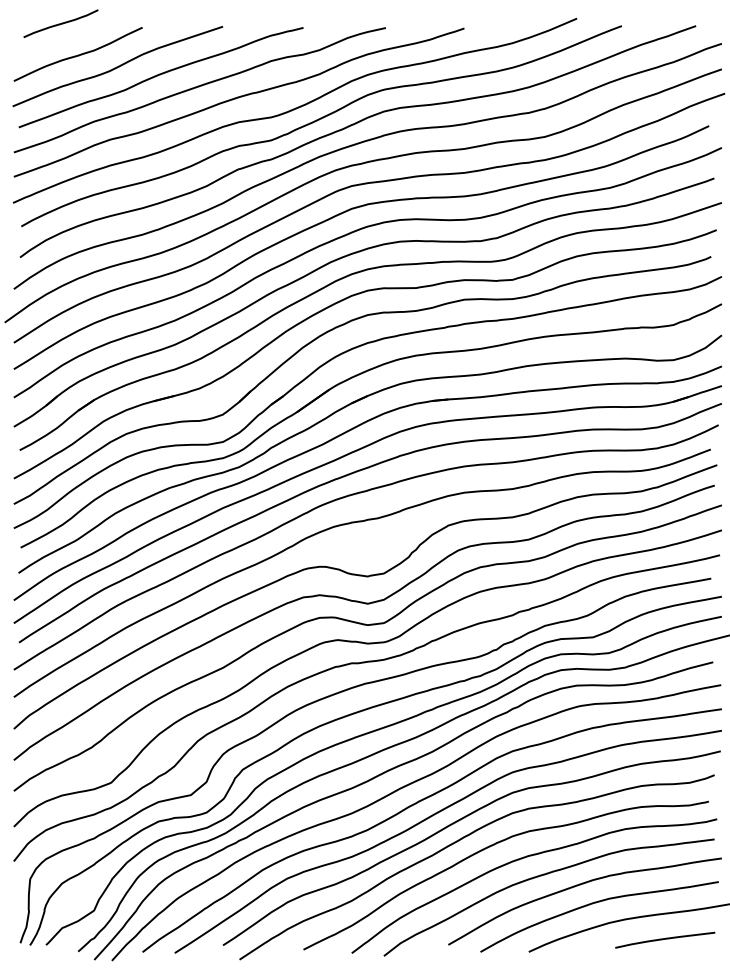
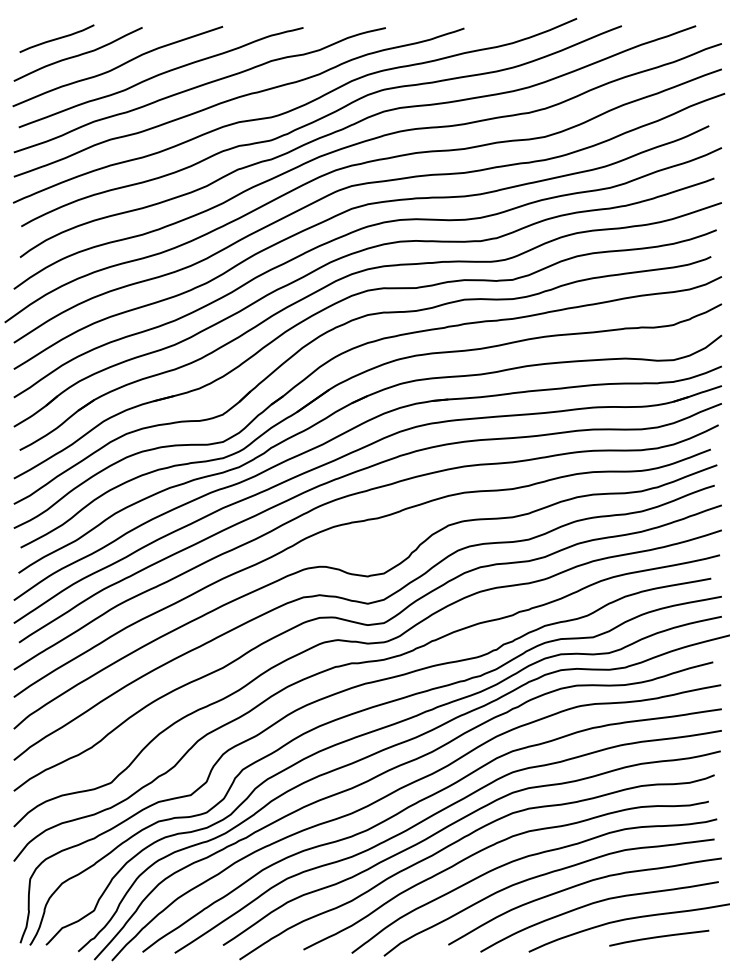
curve position: (60, 23) -> (56, 38) (56, 38)
curve position: (665, 939) -> (659, 937) (659, 937)
